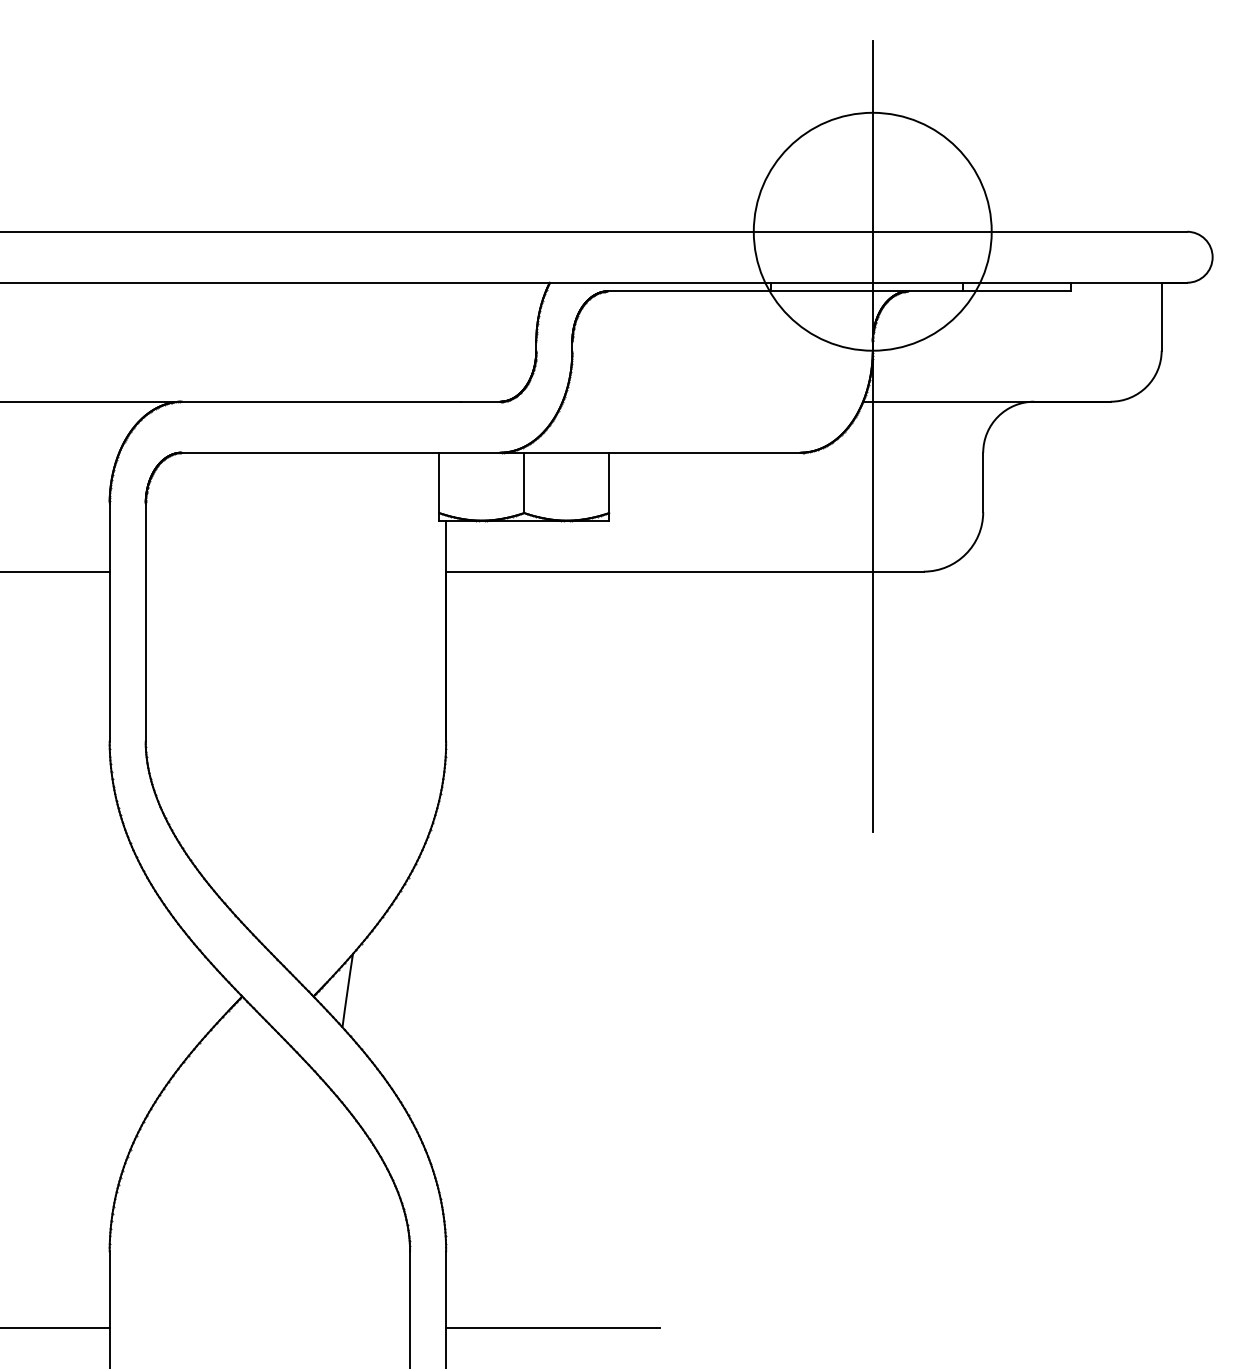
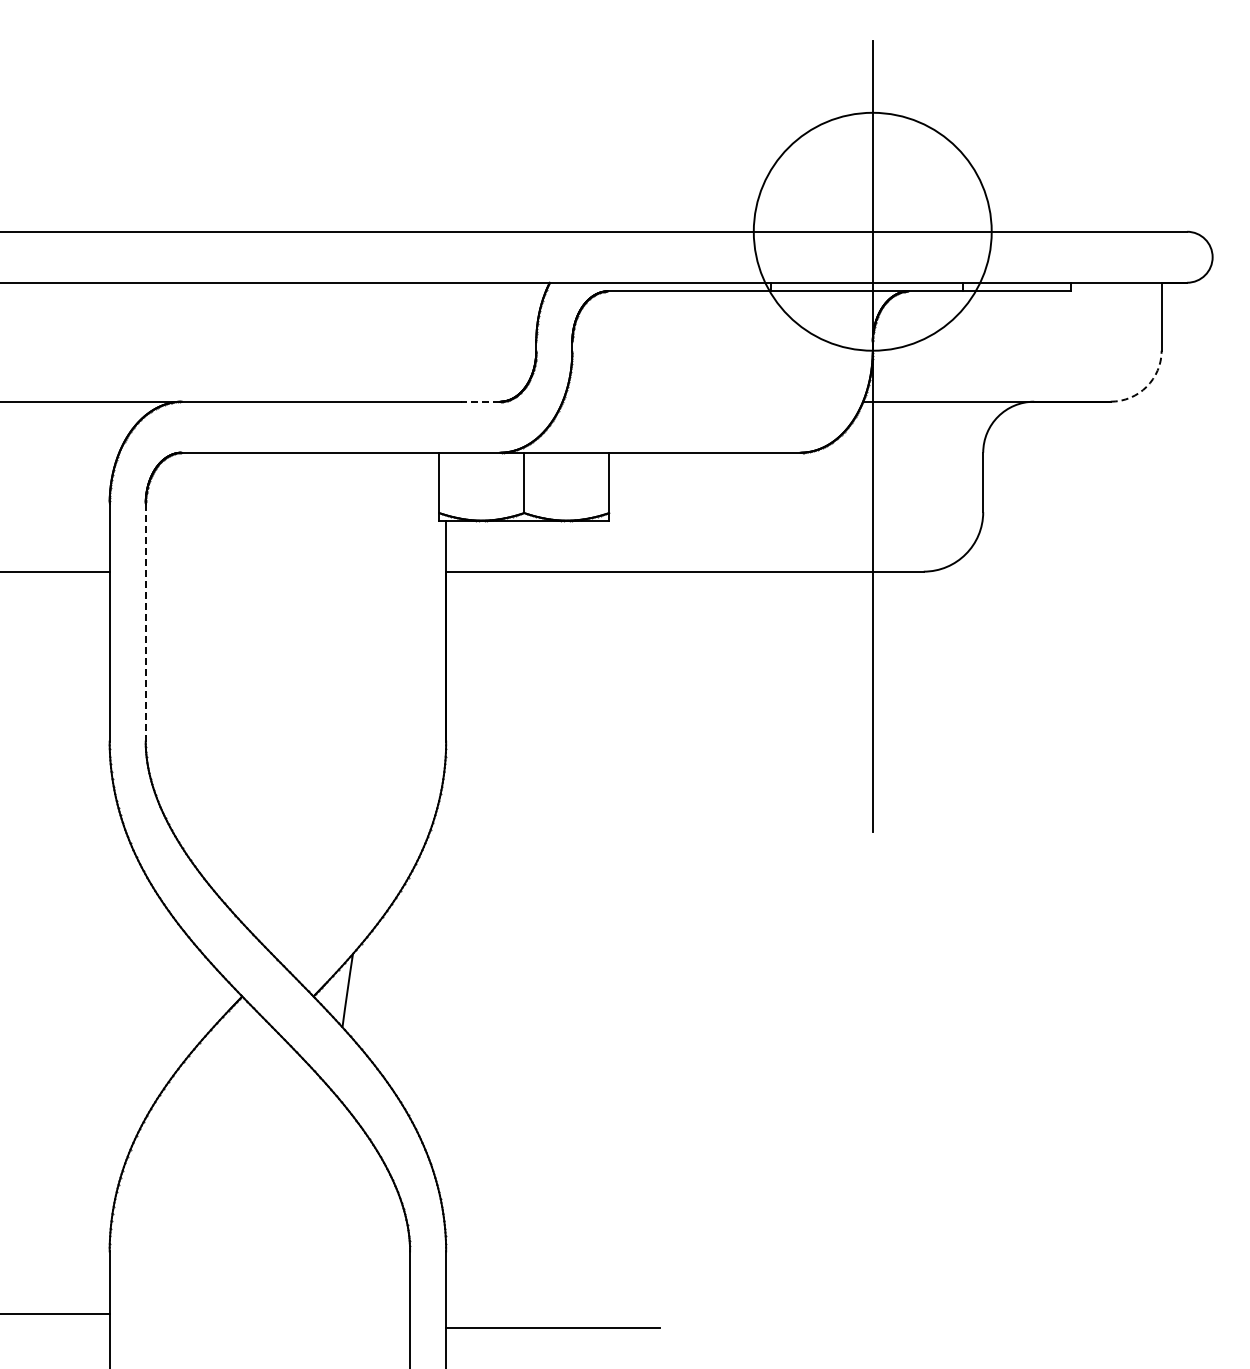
arc: solid -> dashed (1146, 386)
line: solid -> dashed (480, 401)
line: solid -> dashed (145, 622)
line position: (55, 1327) -> (55, 1313) (55, 1313)
